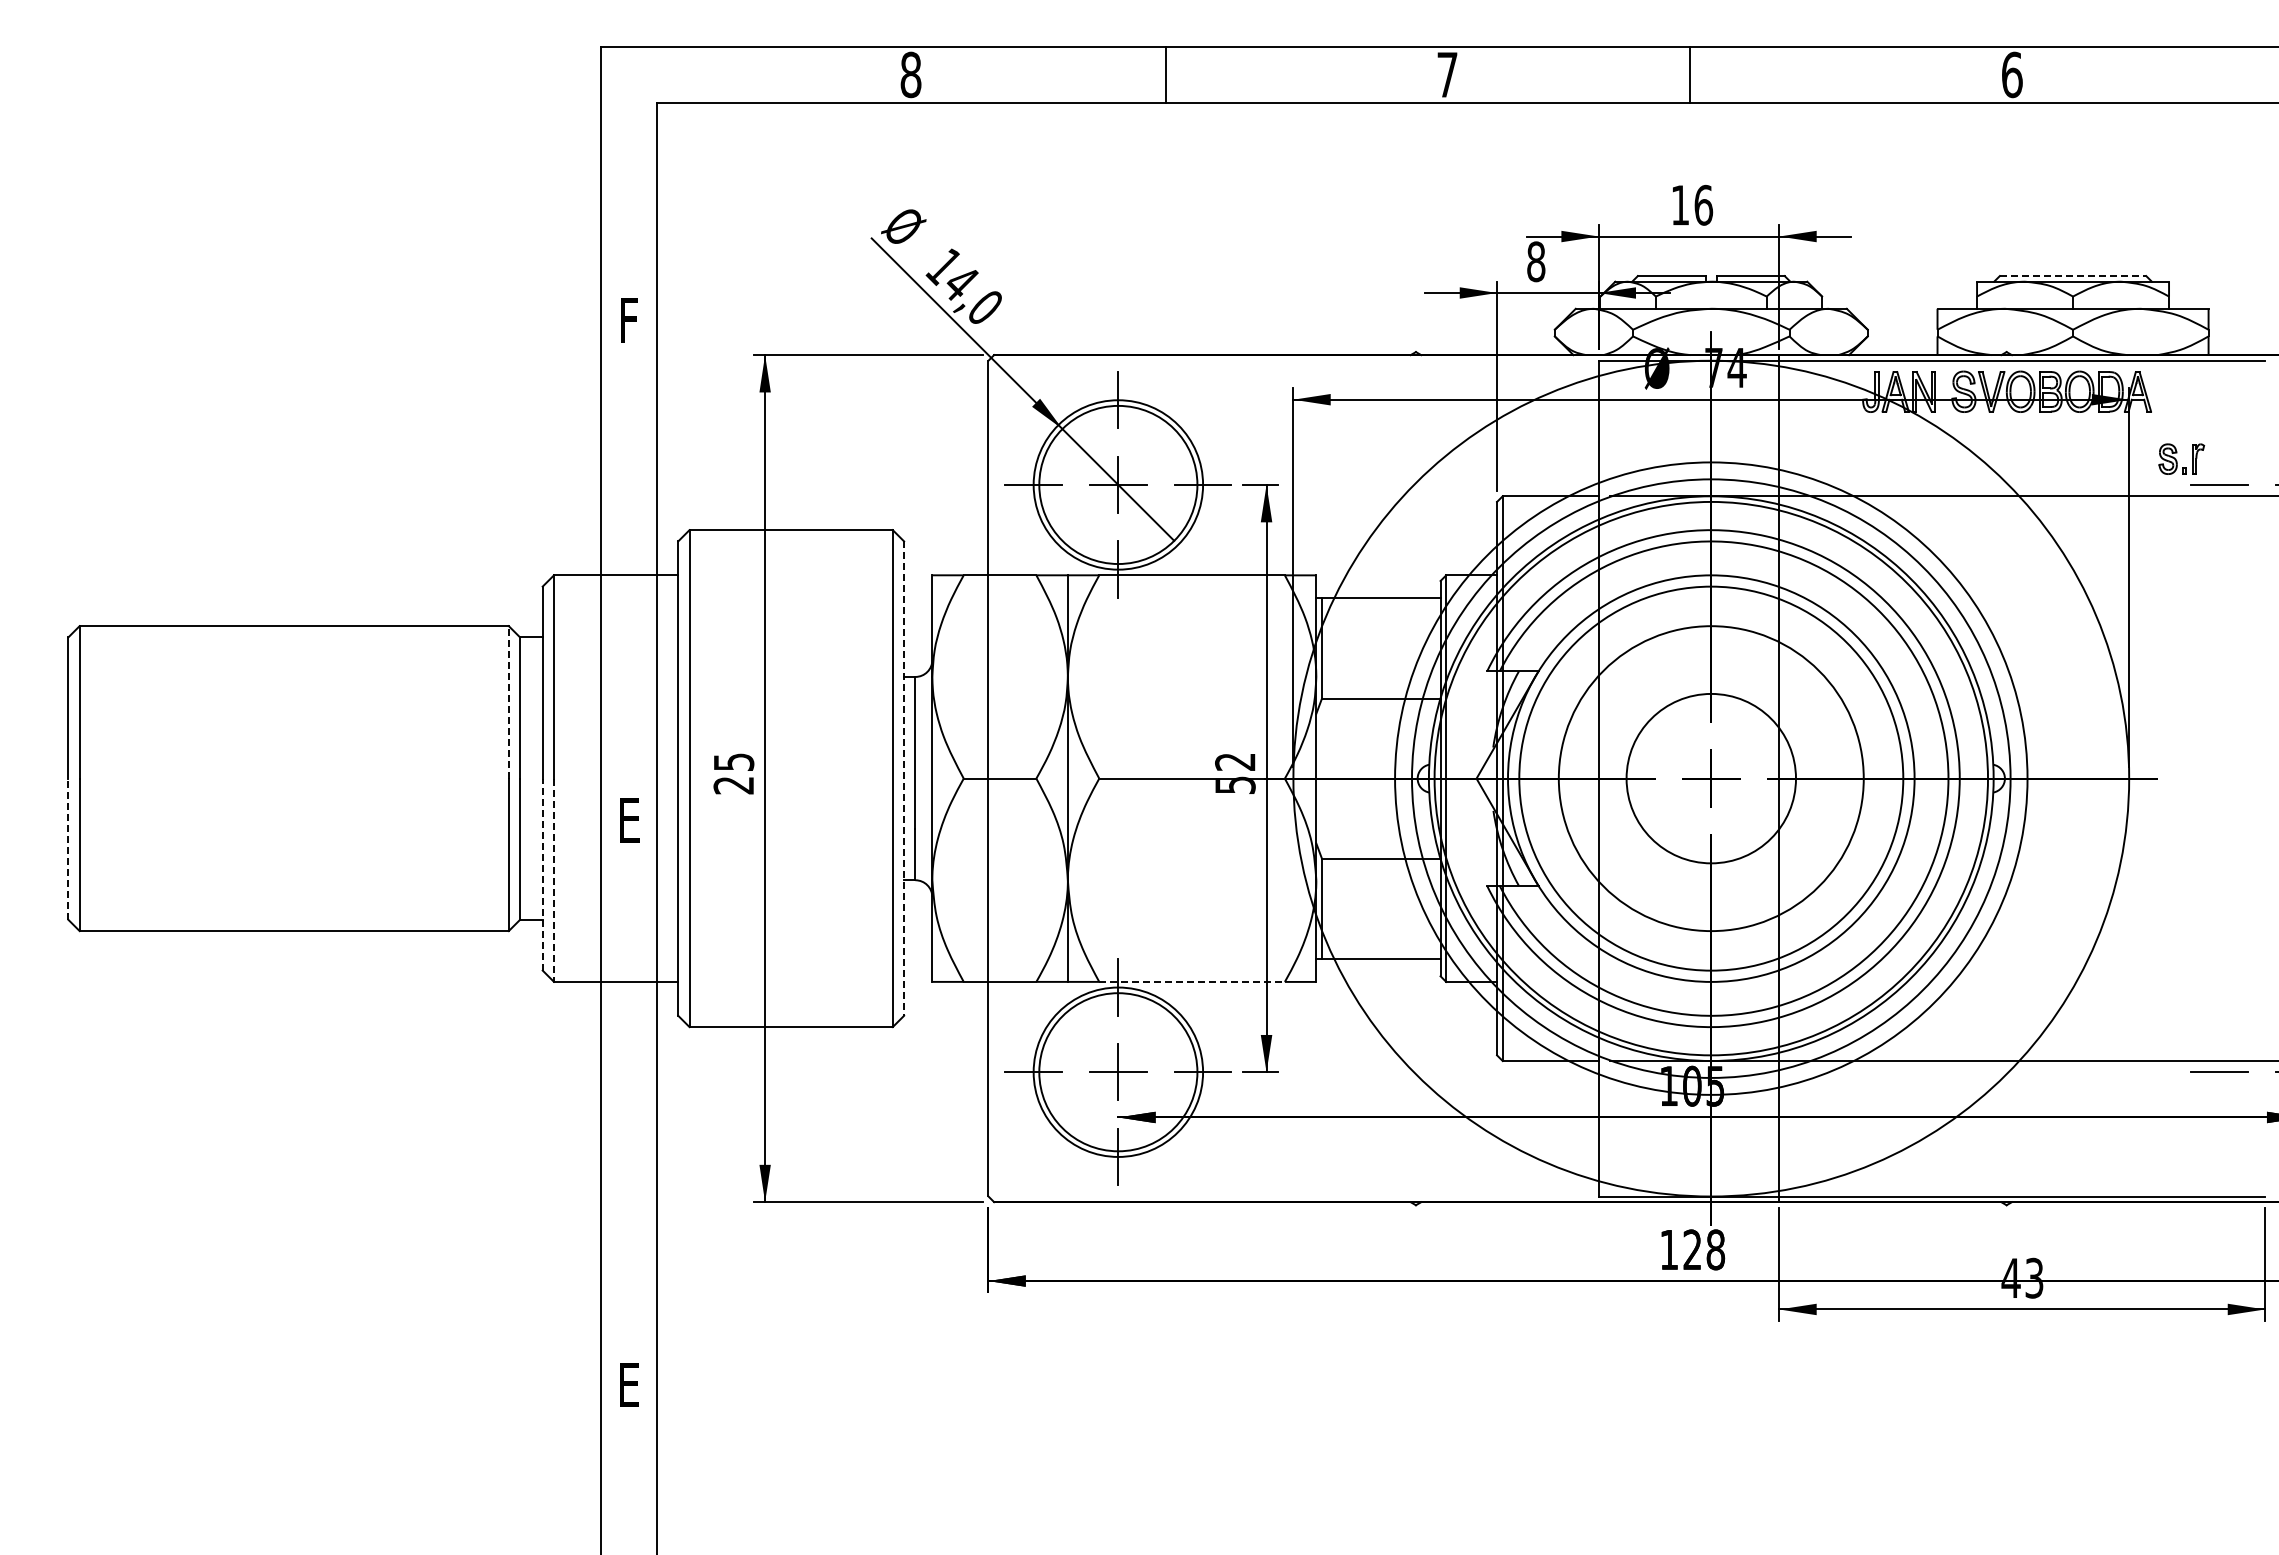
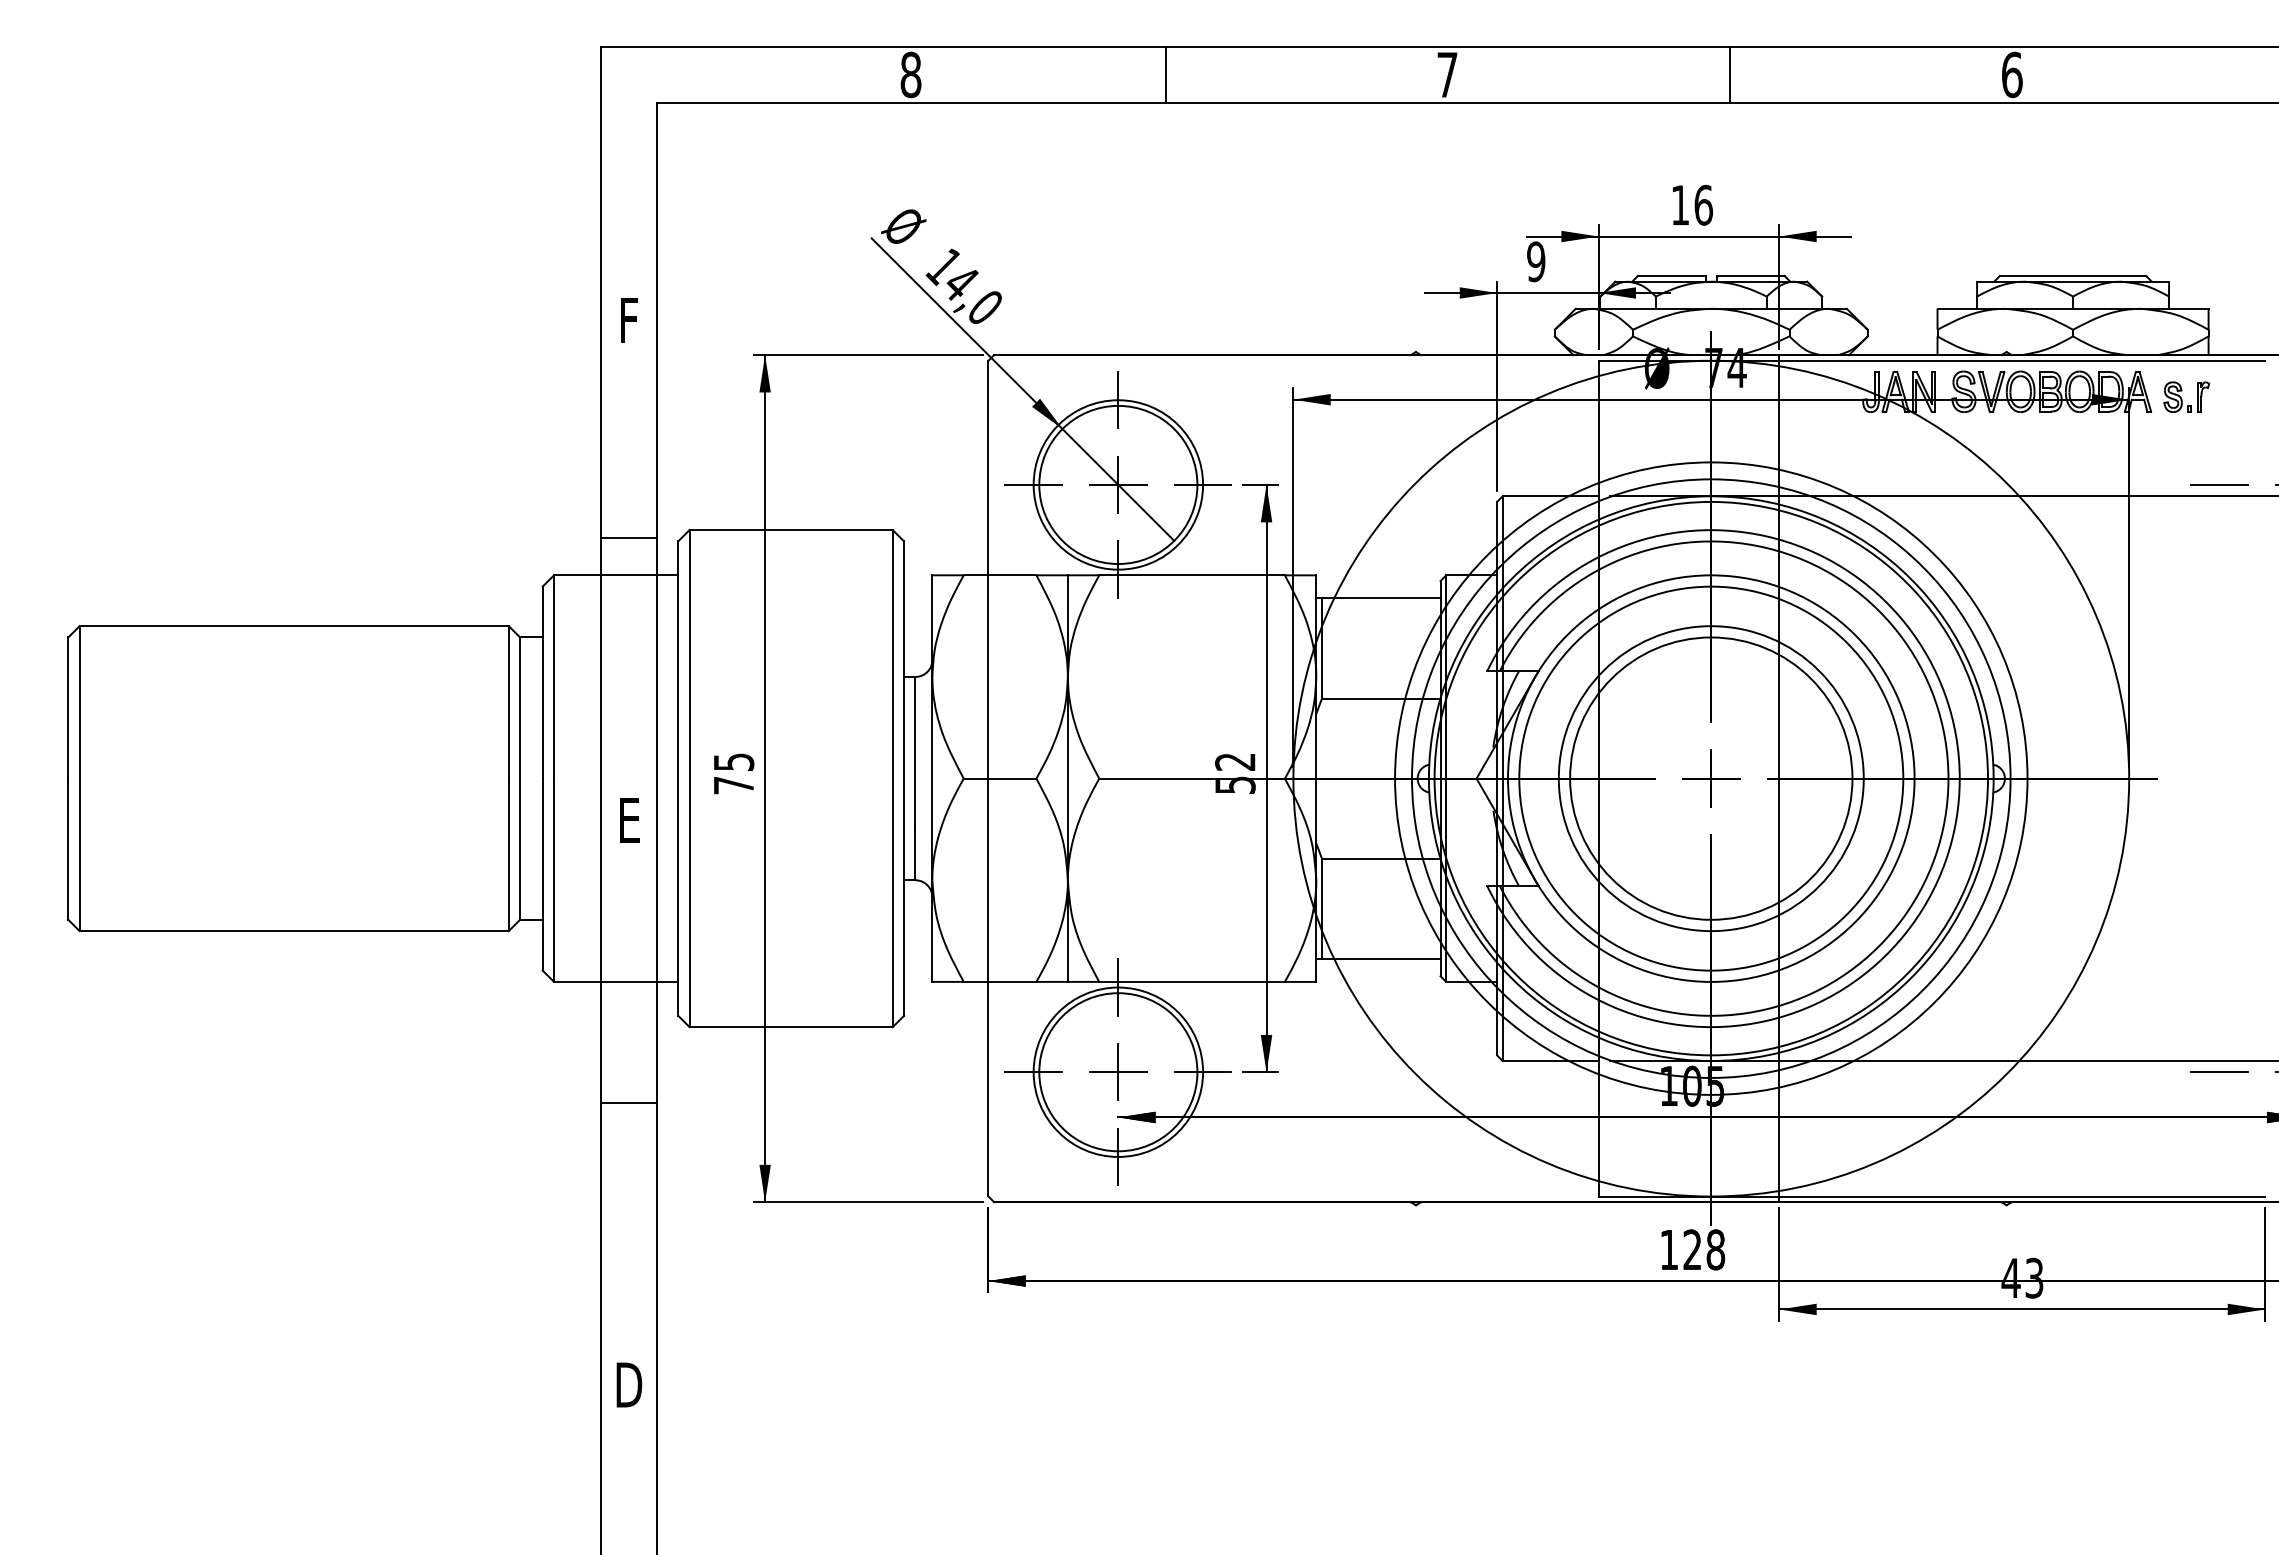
line position: (1690, 74) -> (1730, 74) (1730, 74)
text: 8 -> 9 (1536, 261)
line: dashed -> solid (2073, 276)
part position: (2181, 458) -> (2186, 396) (2186, 396)
line: none -> present (628, 537)
line: dashed -> solid (508, 701)
circle diameter: 169 px -> 282 px (1711, 778)
line: dashed -> solid (904, 779)
text: 25 -> 75 (733, 785)
line: dashed -> solid (68, 849)
line: dashed -> solid (542, 874)
line: dashed -> solid (554, 880)
line: dashed -> solid (1192, 981)
line: none -> present (628, 1102)
text: E -> D (629, 1384)
